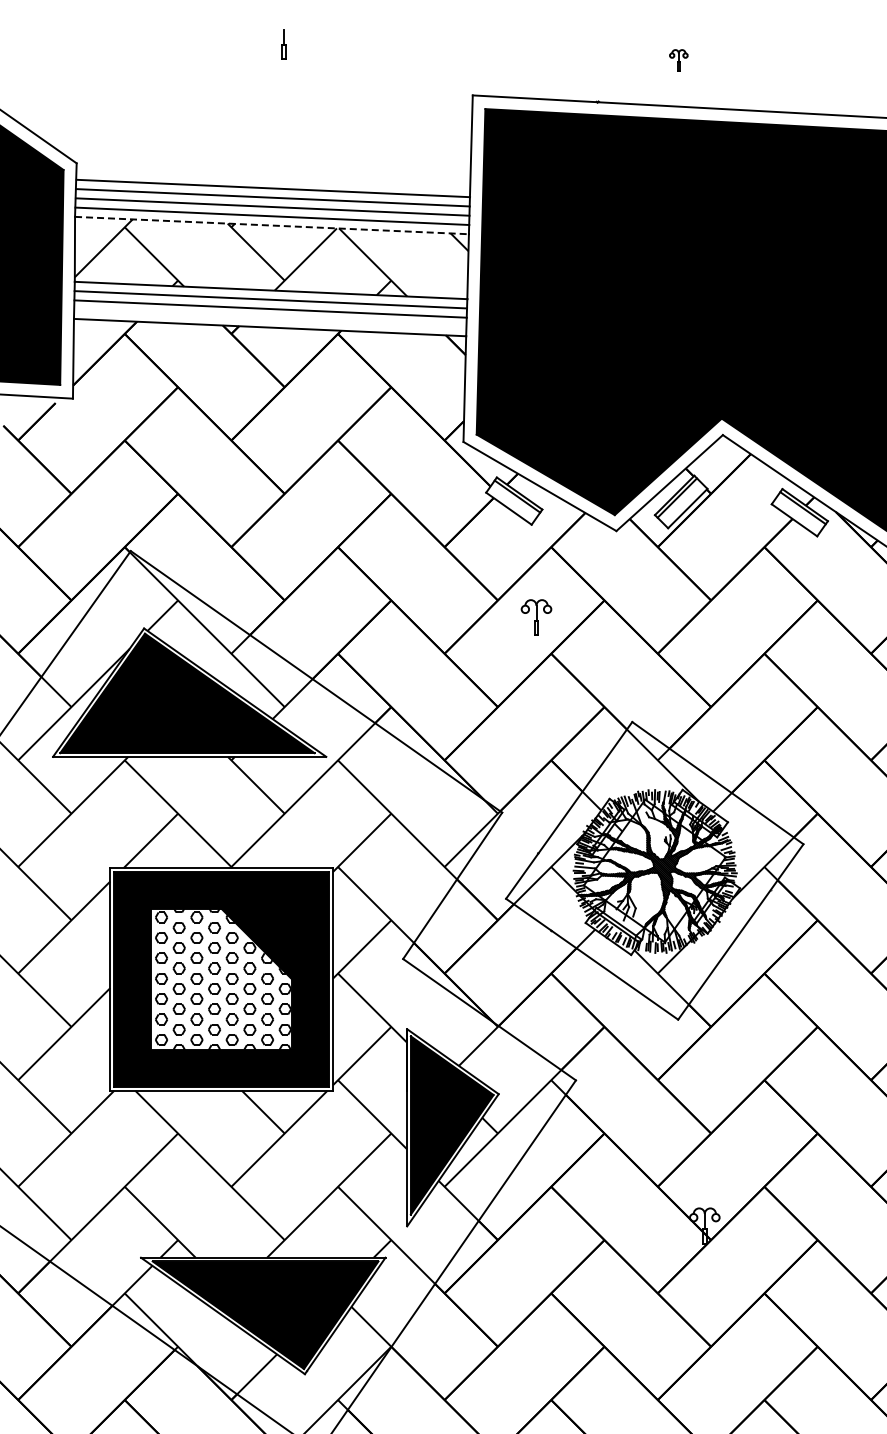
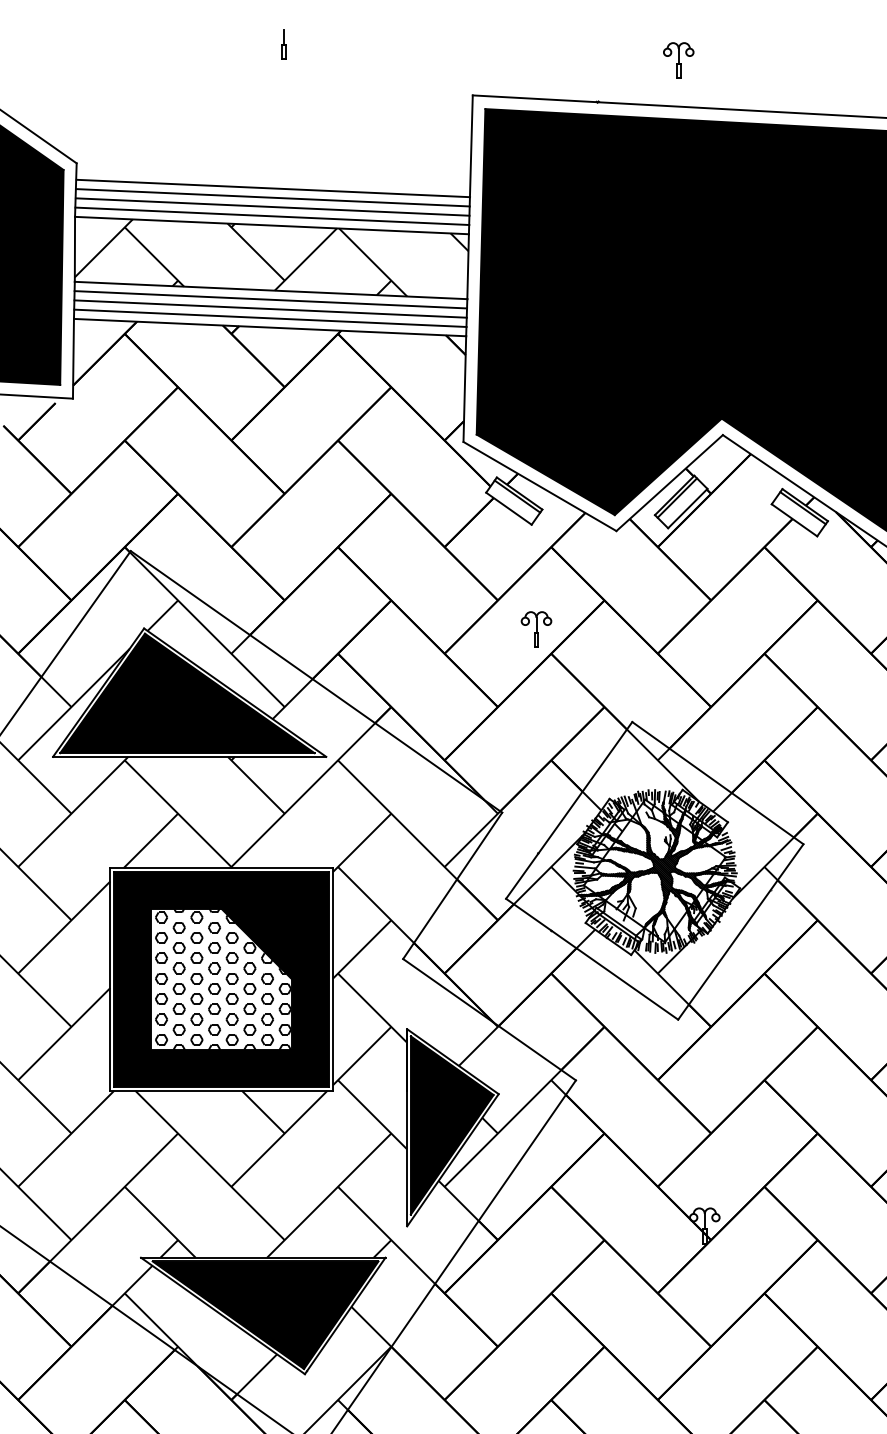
part size: 20x23 px -> 32x37 px (678, 60)
line: dashed -> solid (272, 225)
line: none -> present (270, 317)
part position: (536, 617) -> (536, 629) (536, 629)
